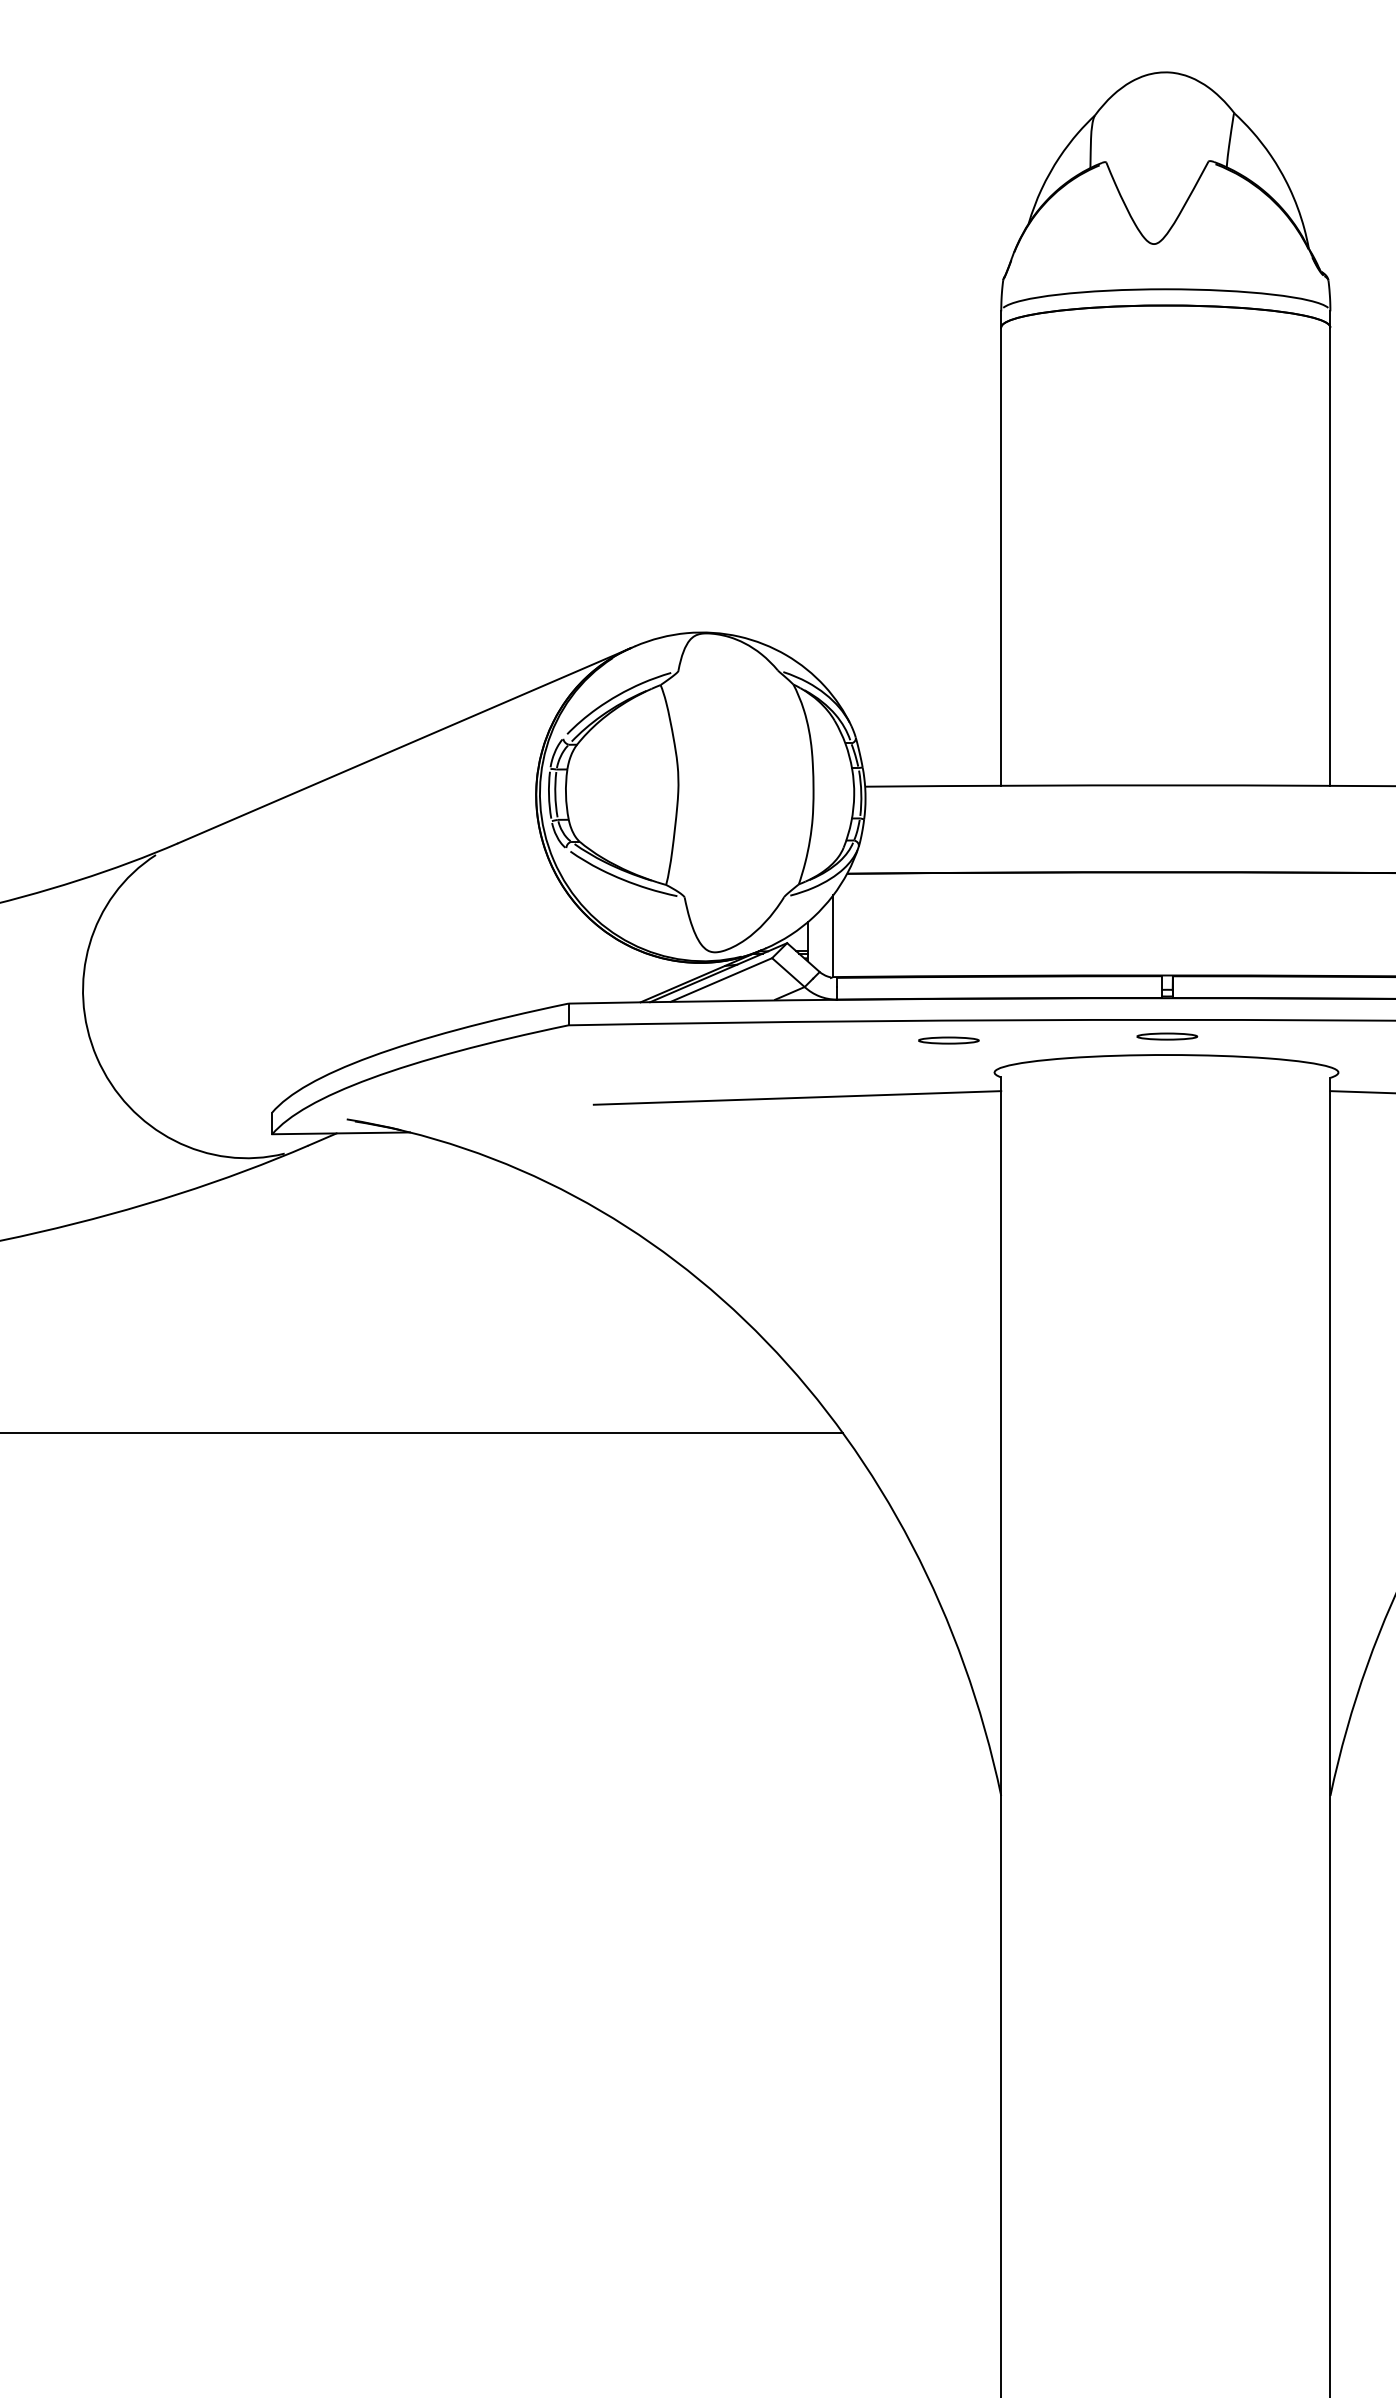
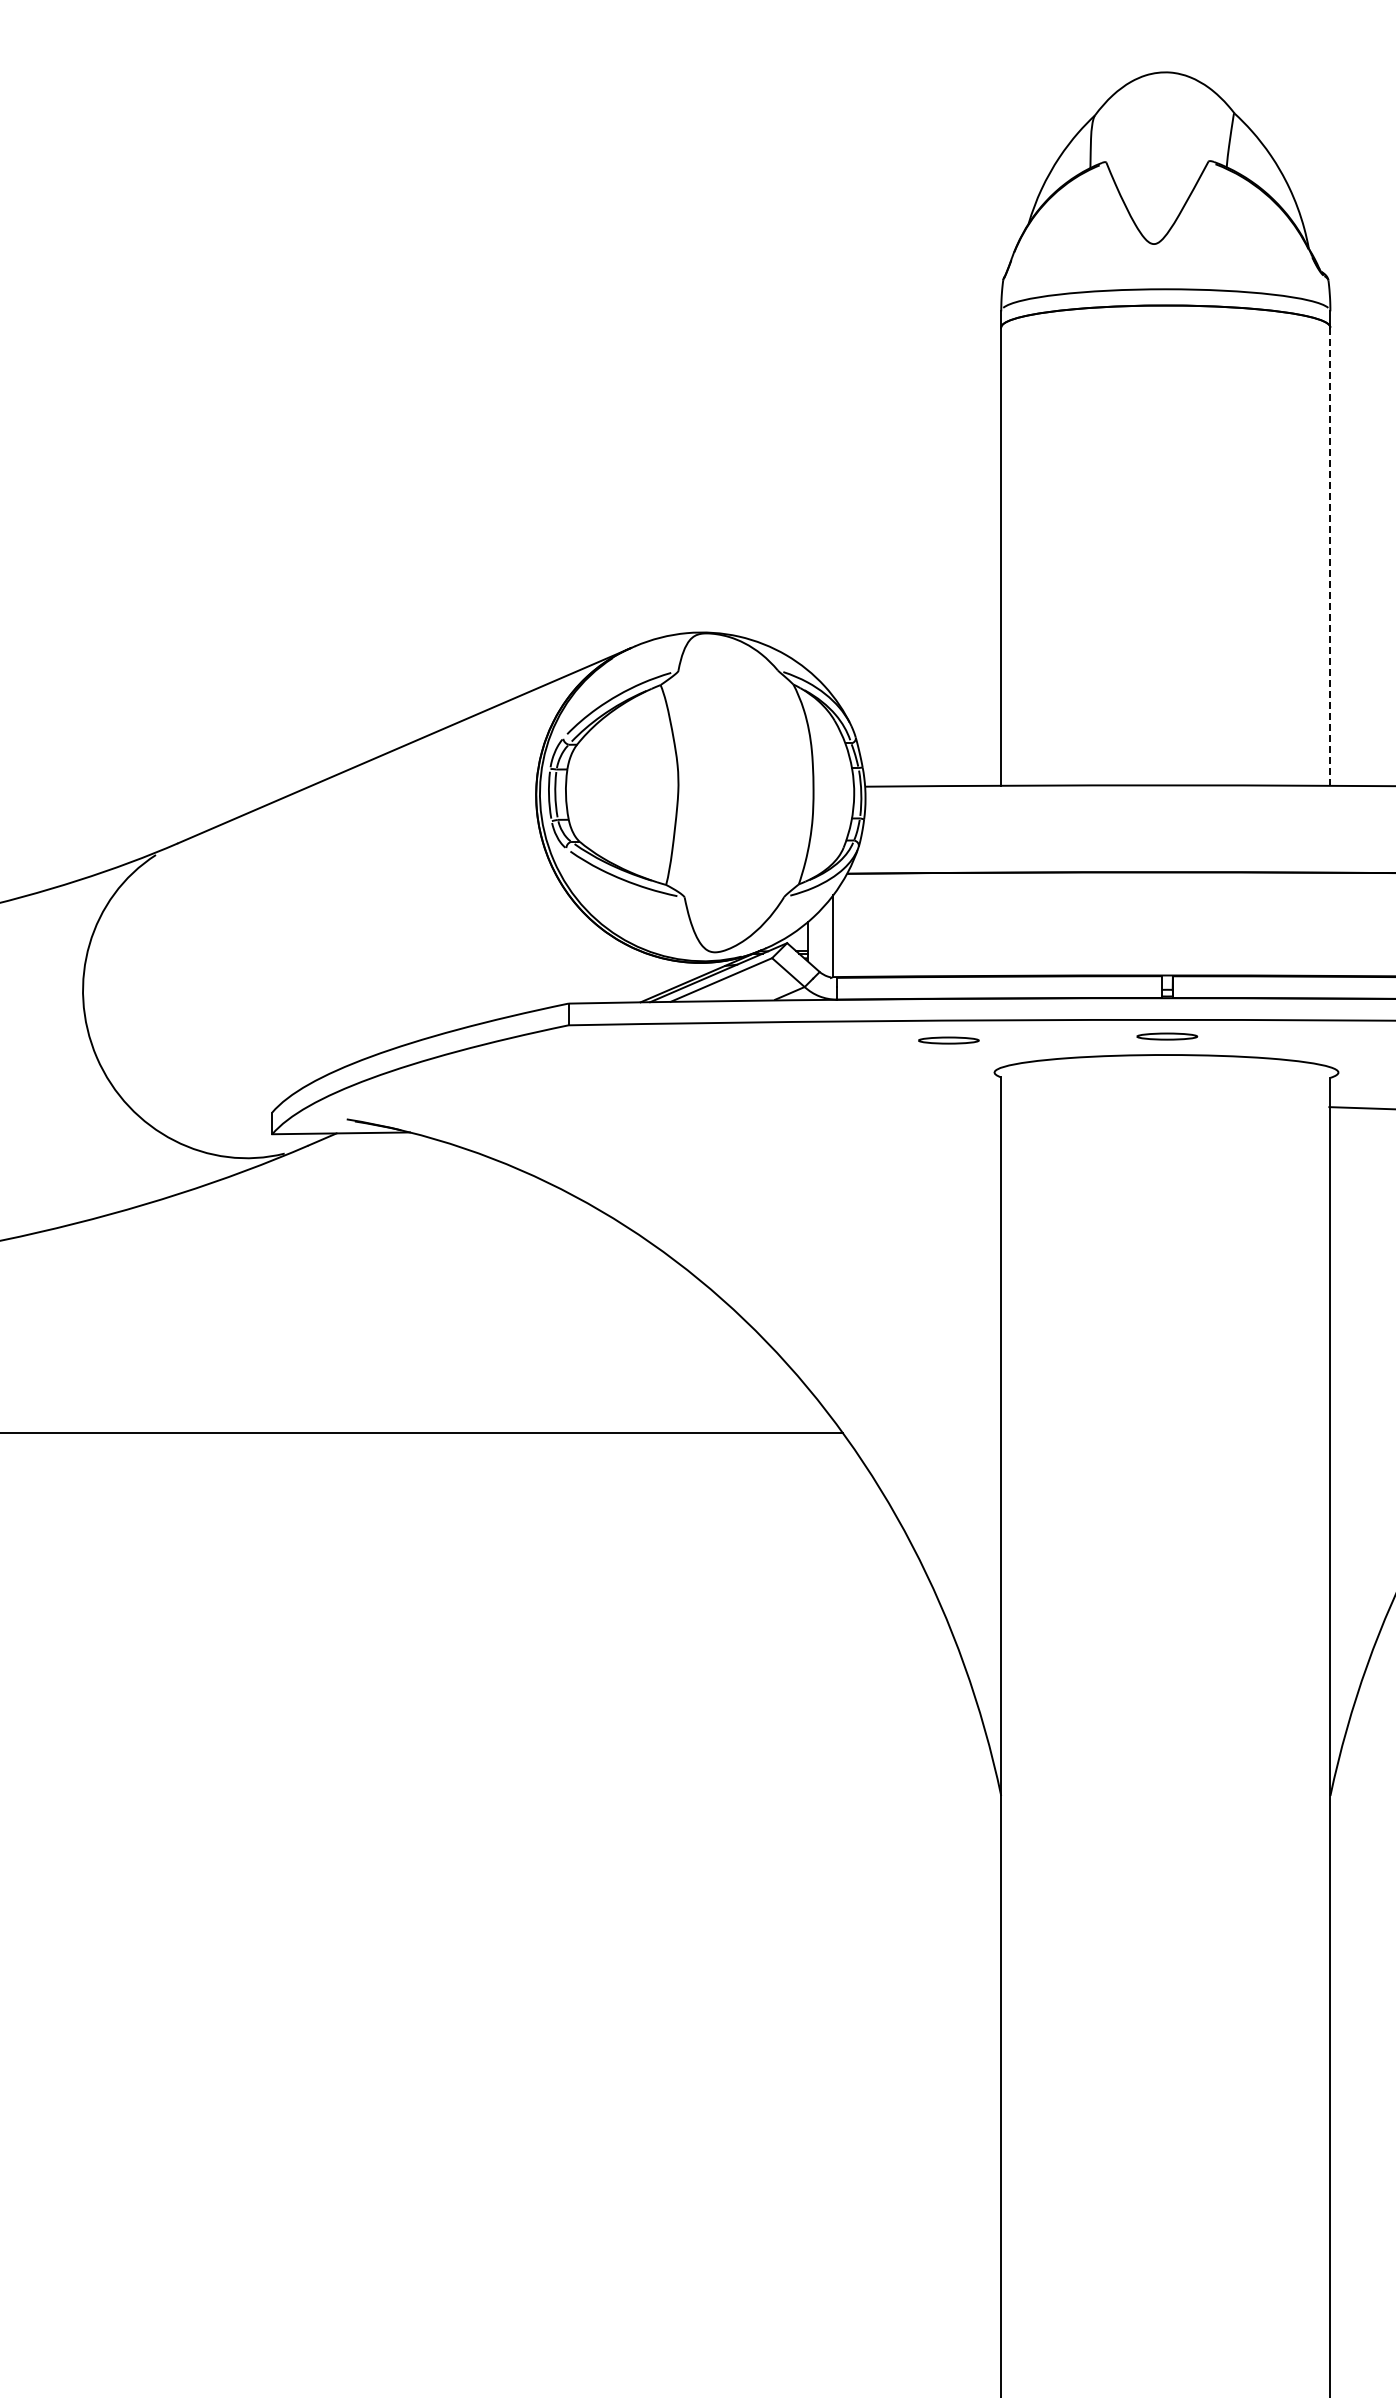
line: solid -> dashed (1330, 556)
line position: (1361, 1092) -> (1360, 1108) (1360, 1108)
line: present -> none (797, 1097)
